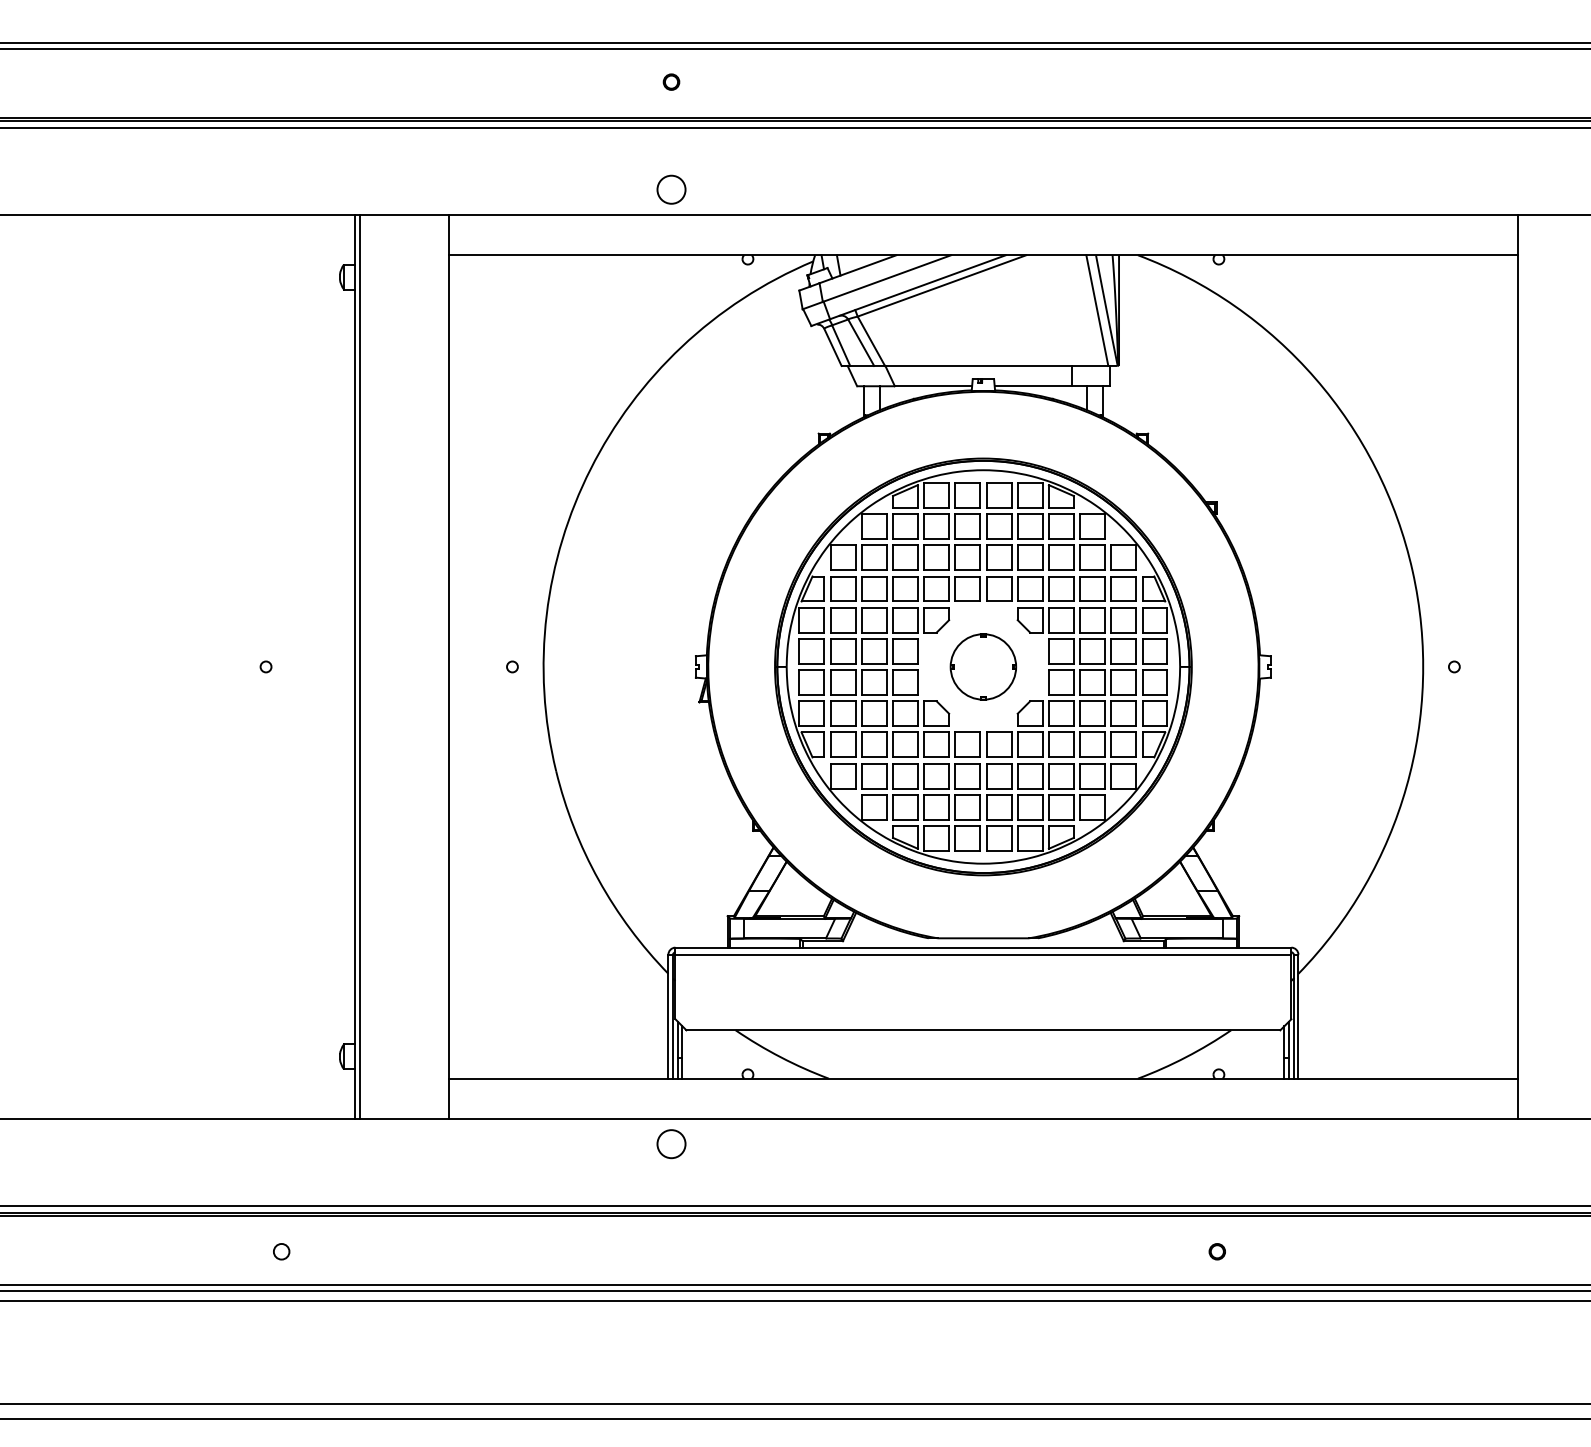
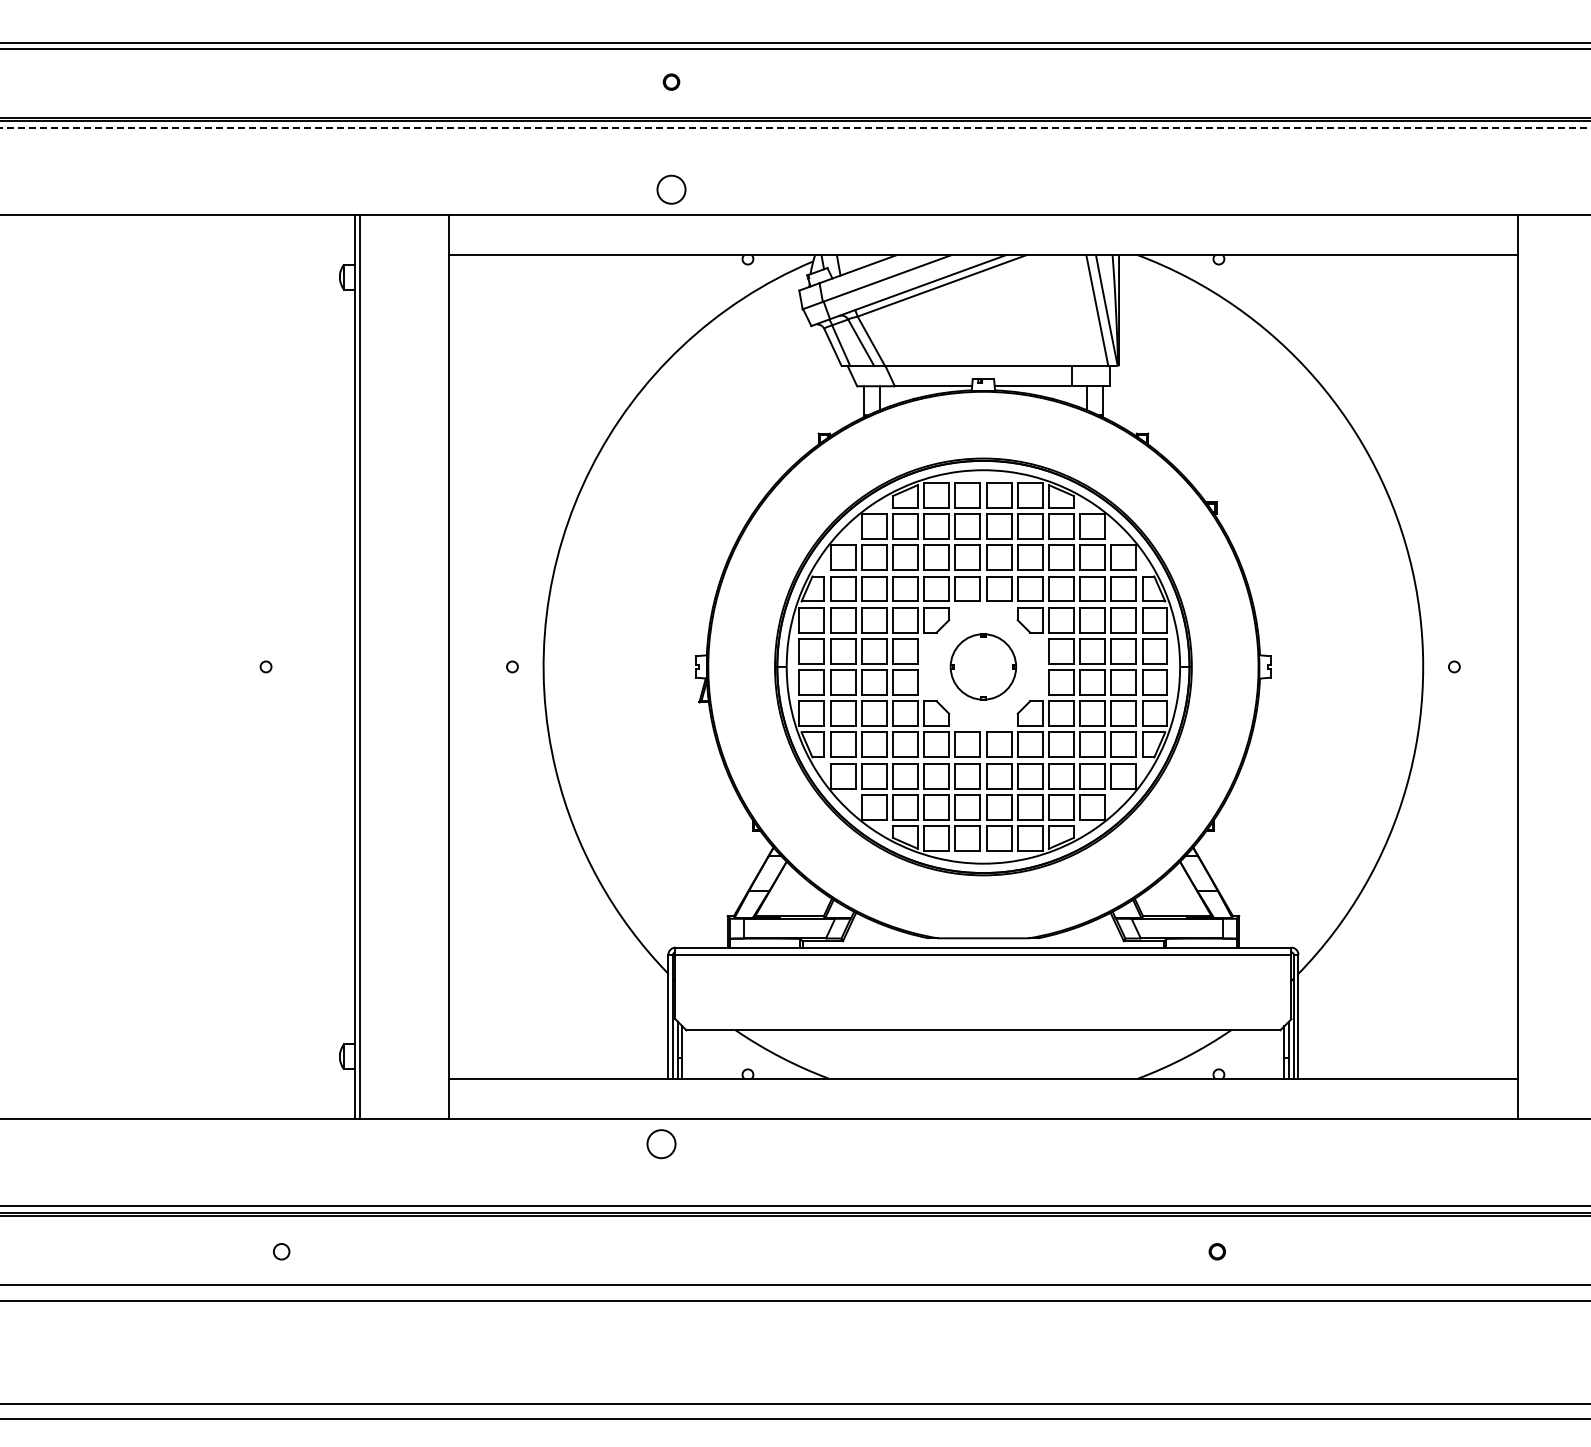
line: solid -> dashed (795, 128)
circle position: (671, 1144) -> (661, 1144) (661, 1144)
line: present -> none (794, 1290)
